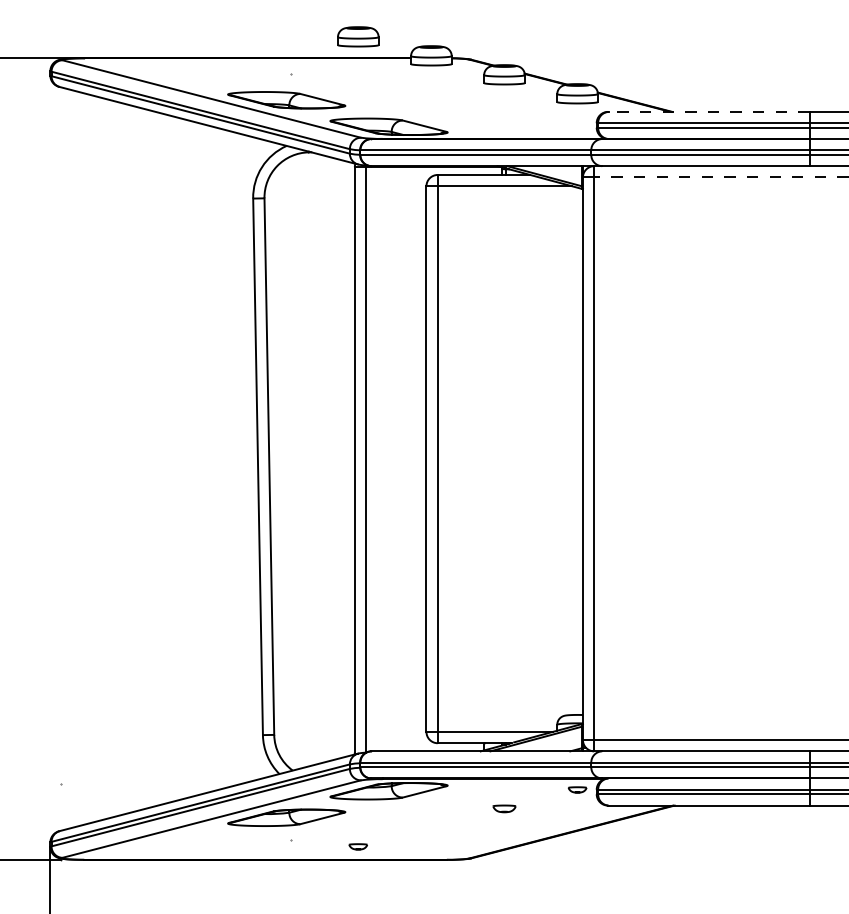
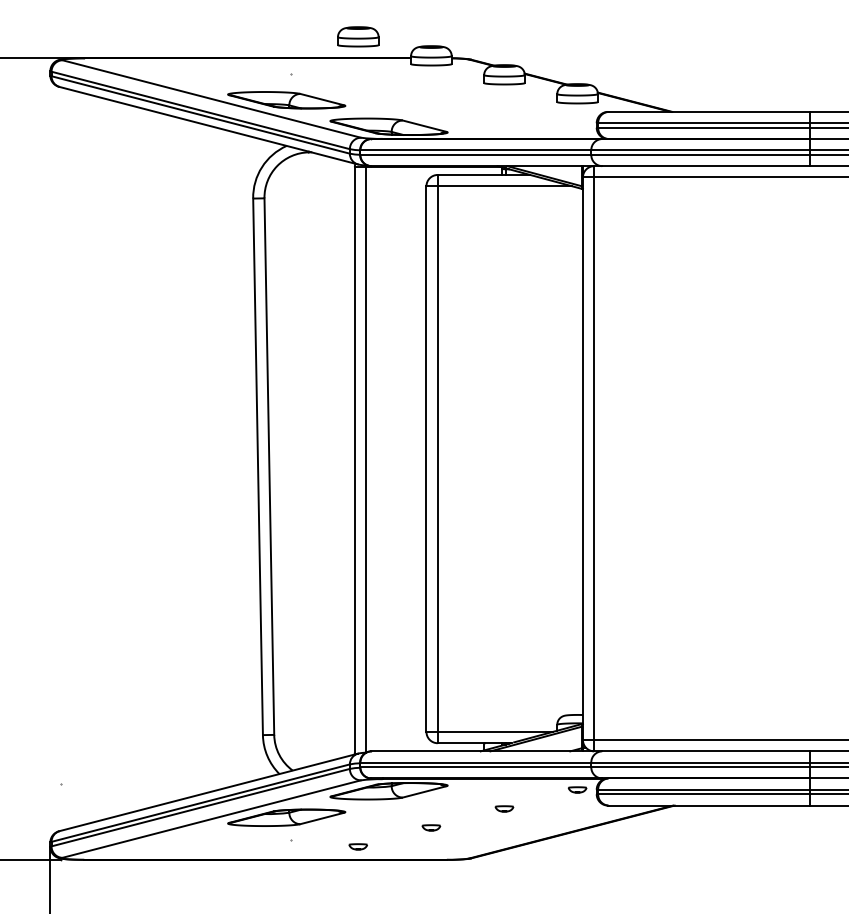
line: dashed -> solid (708, 111)
line: dashed -> solid (720, 177)
part size: 25x10 px -> 21x8 px (504, 808)
part: none -> present (431, 827)
